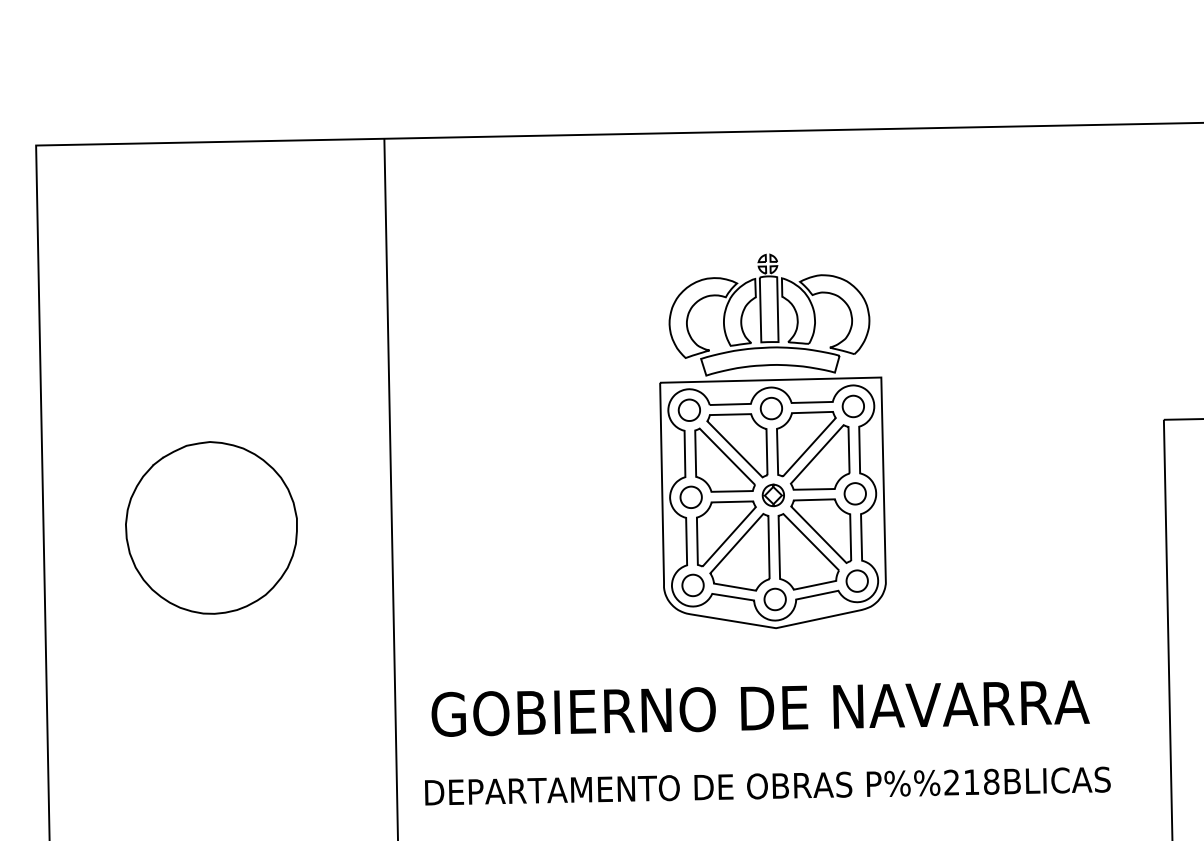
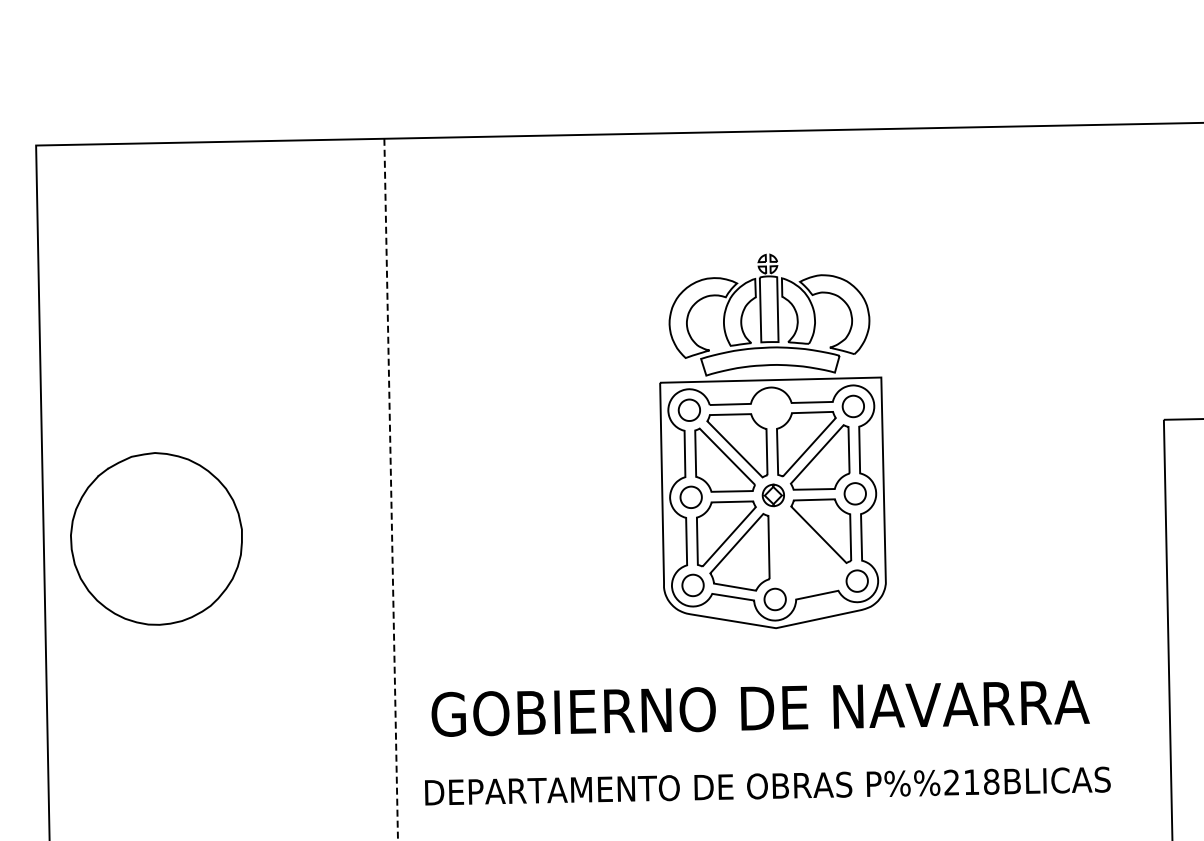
part: present -> none (770, 408)
line: solid -> dashed (391, 489)
part position: (211, 527) -> (156, 538) (156, 538)
part: present -> none (808, 551)
